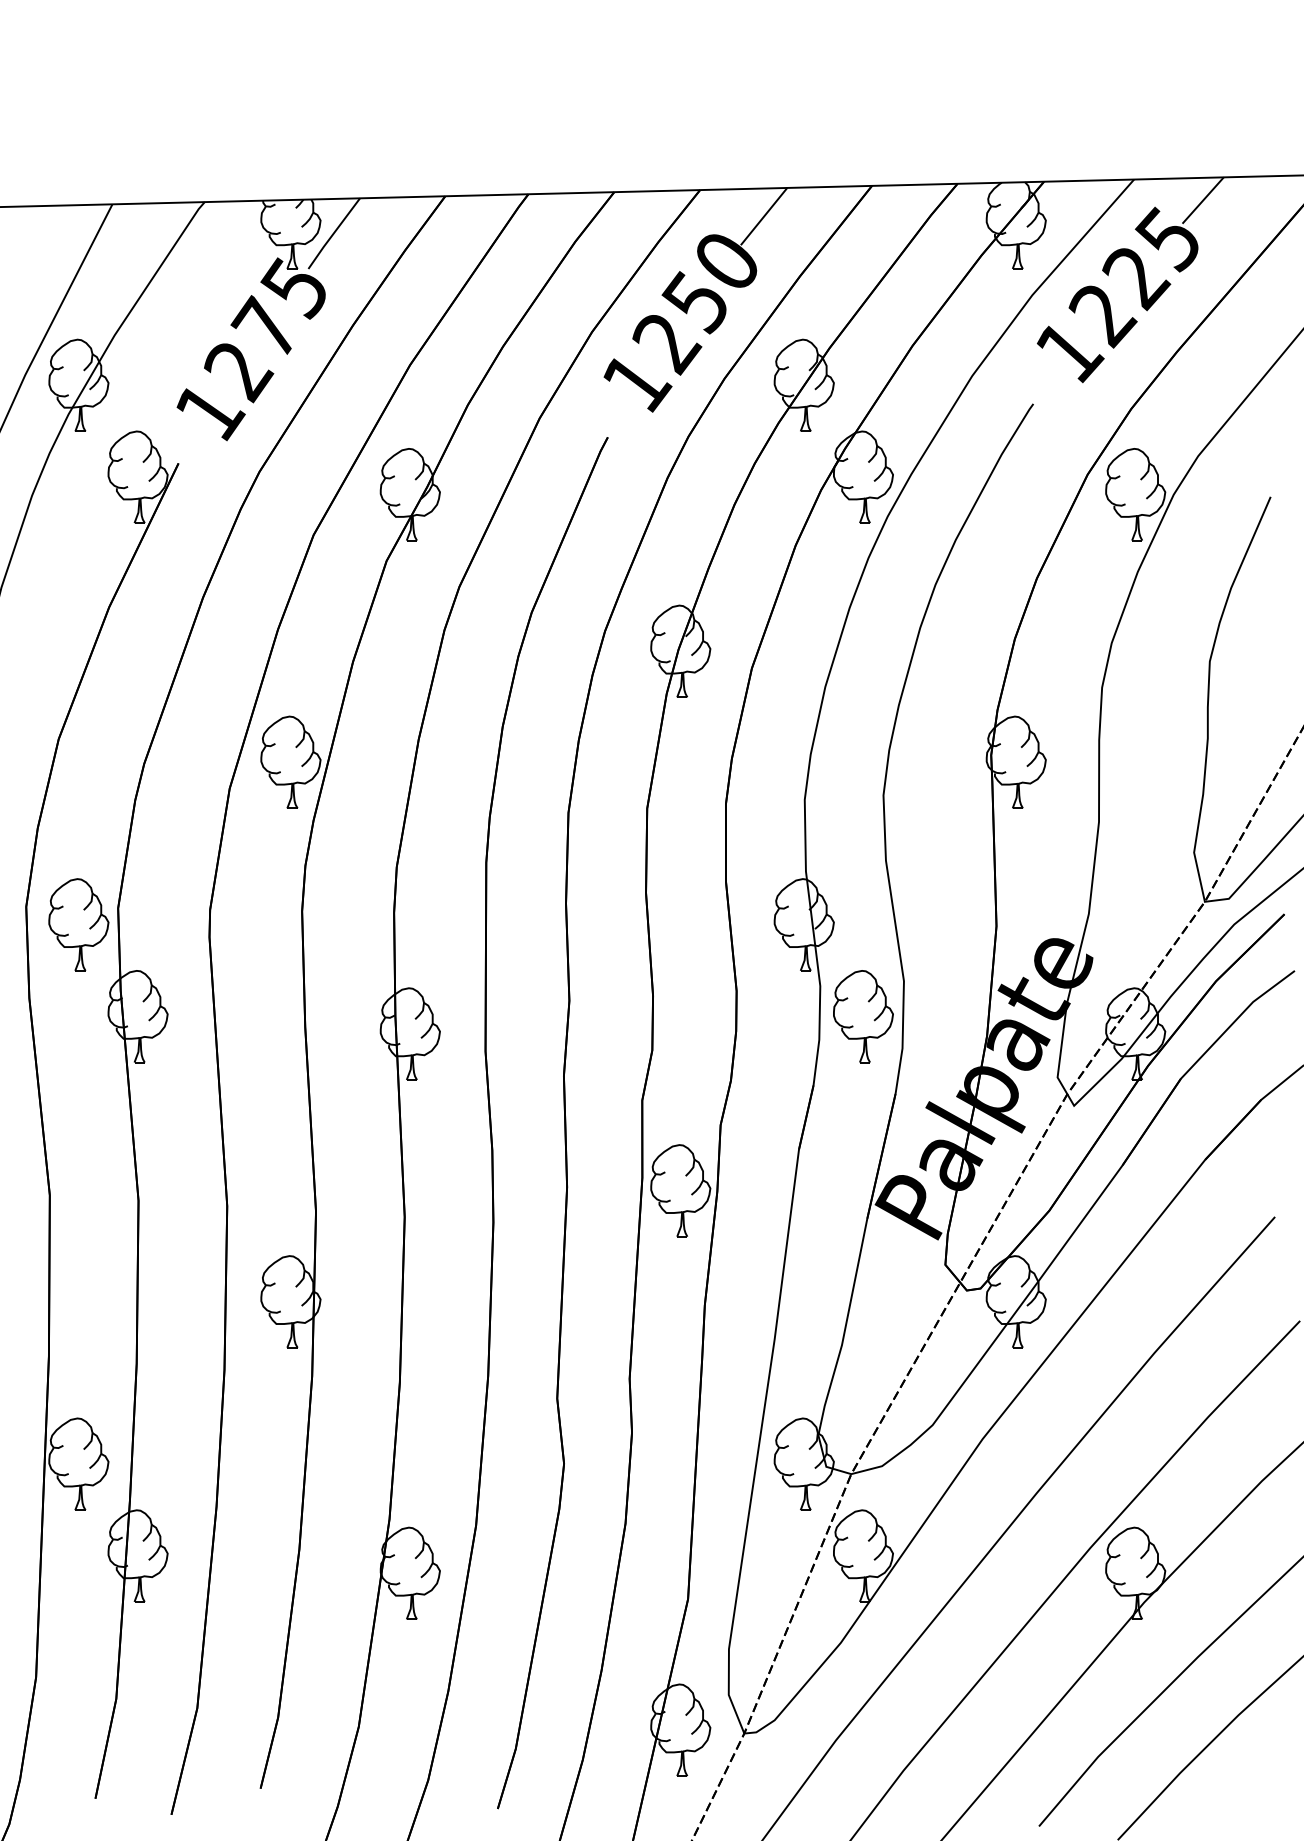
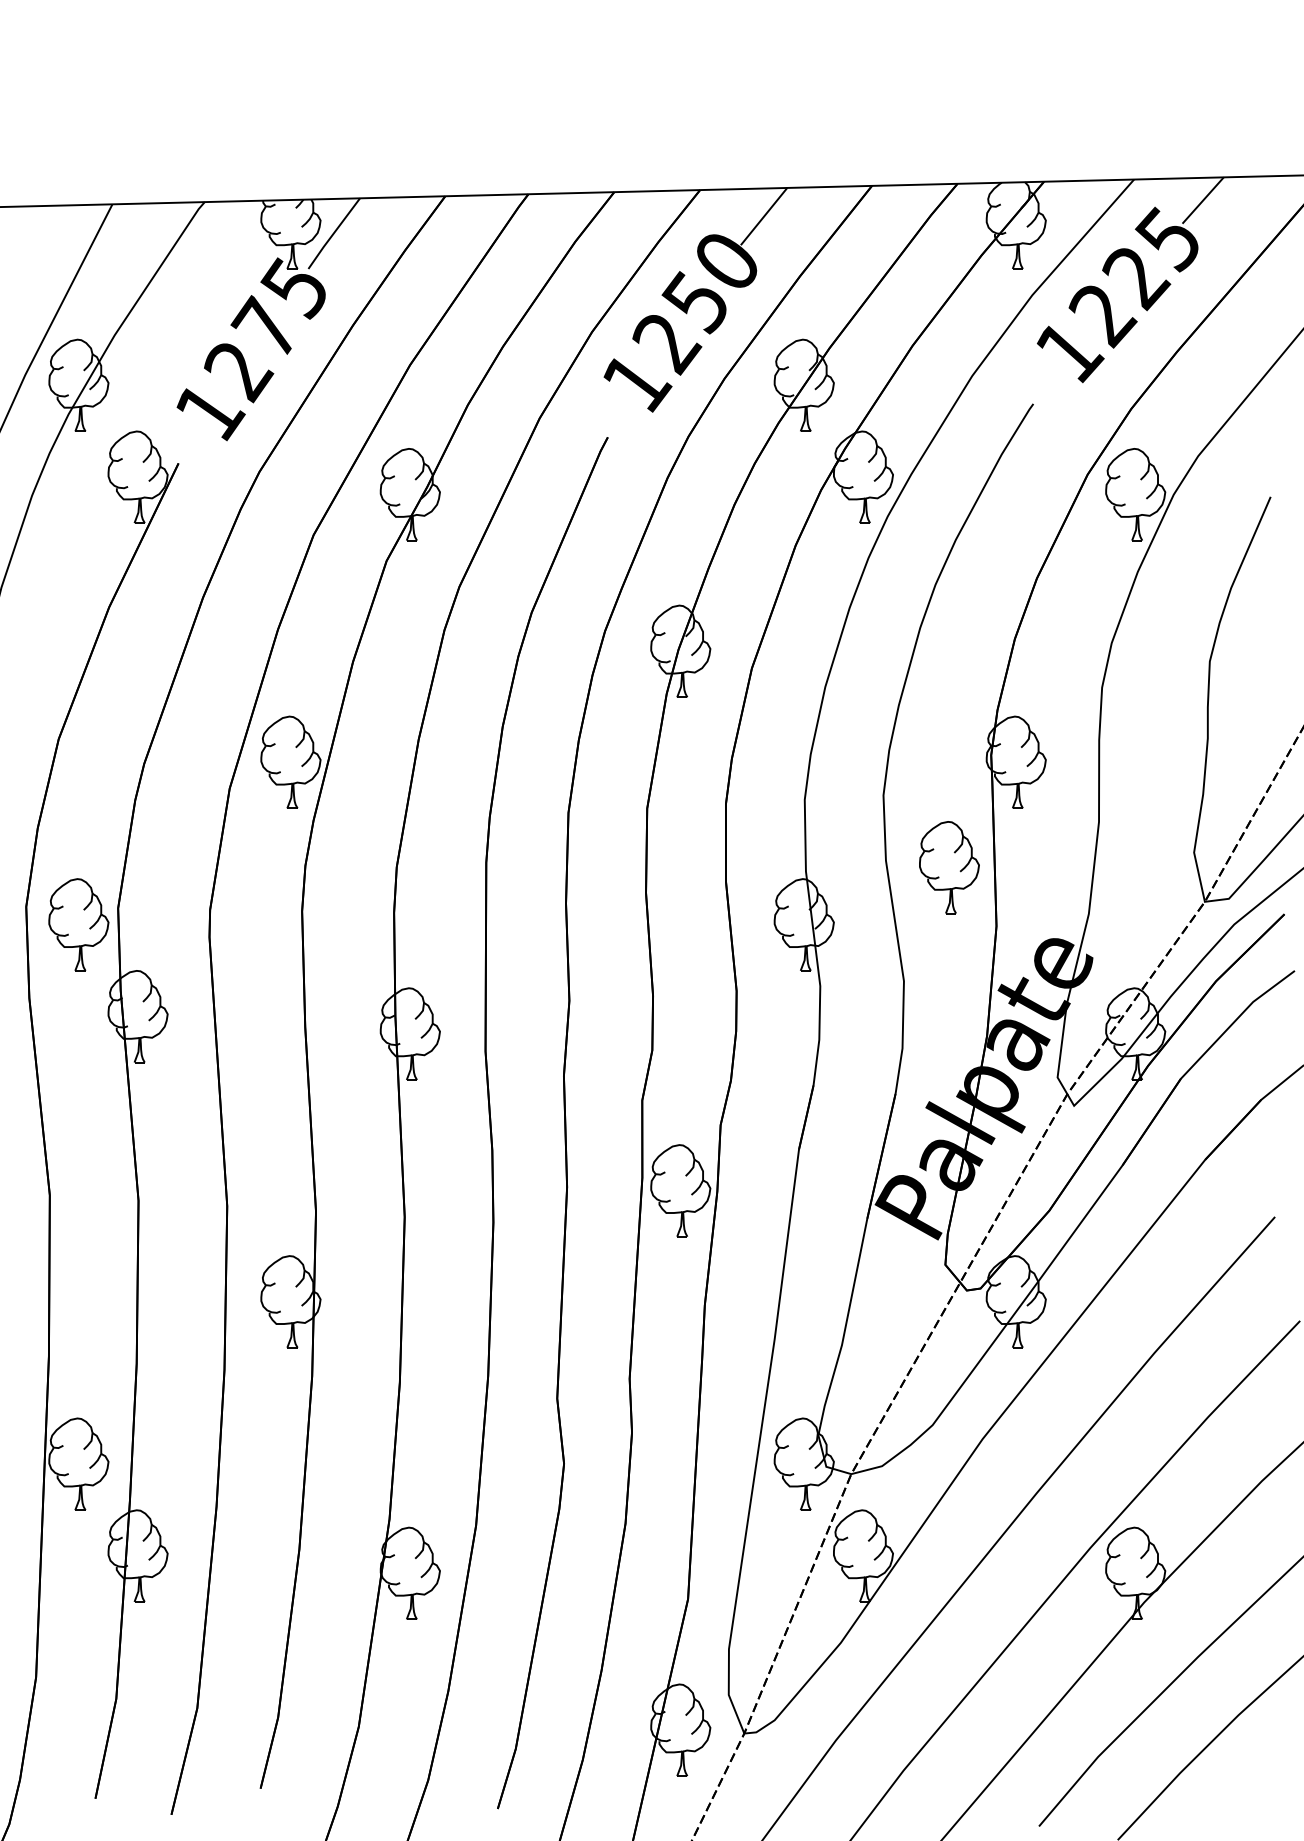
part position: (863, 1016) -> (949, 867) (949, 867)
